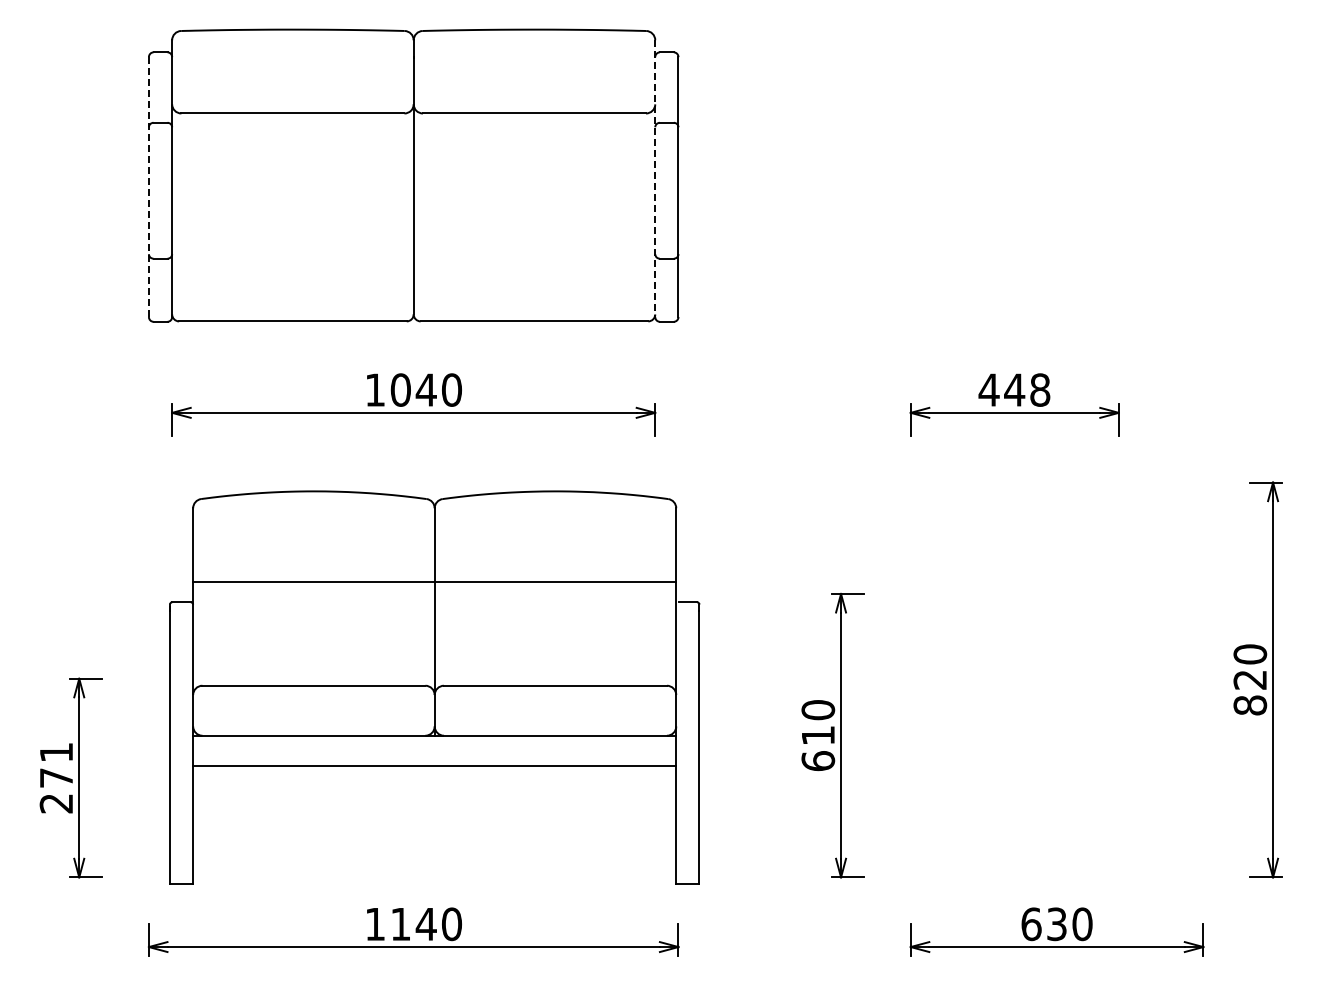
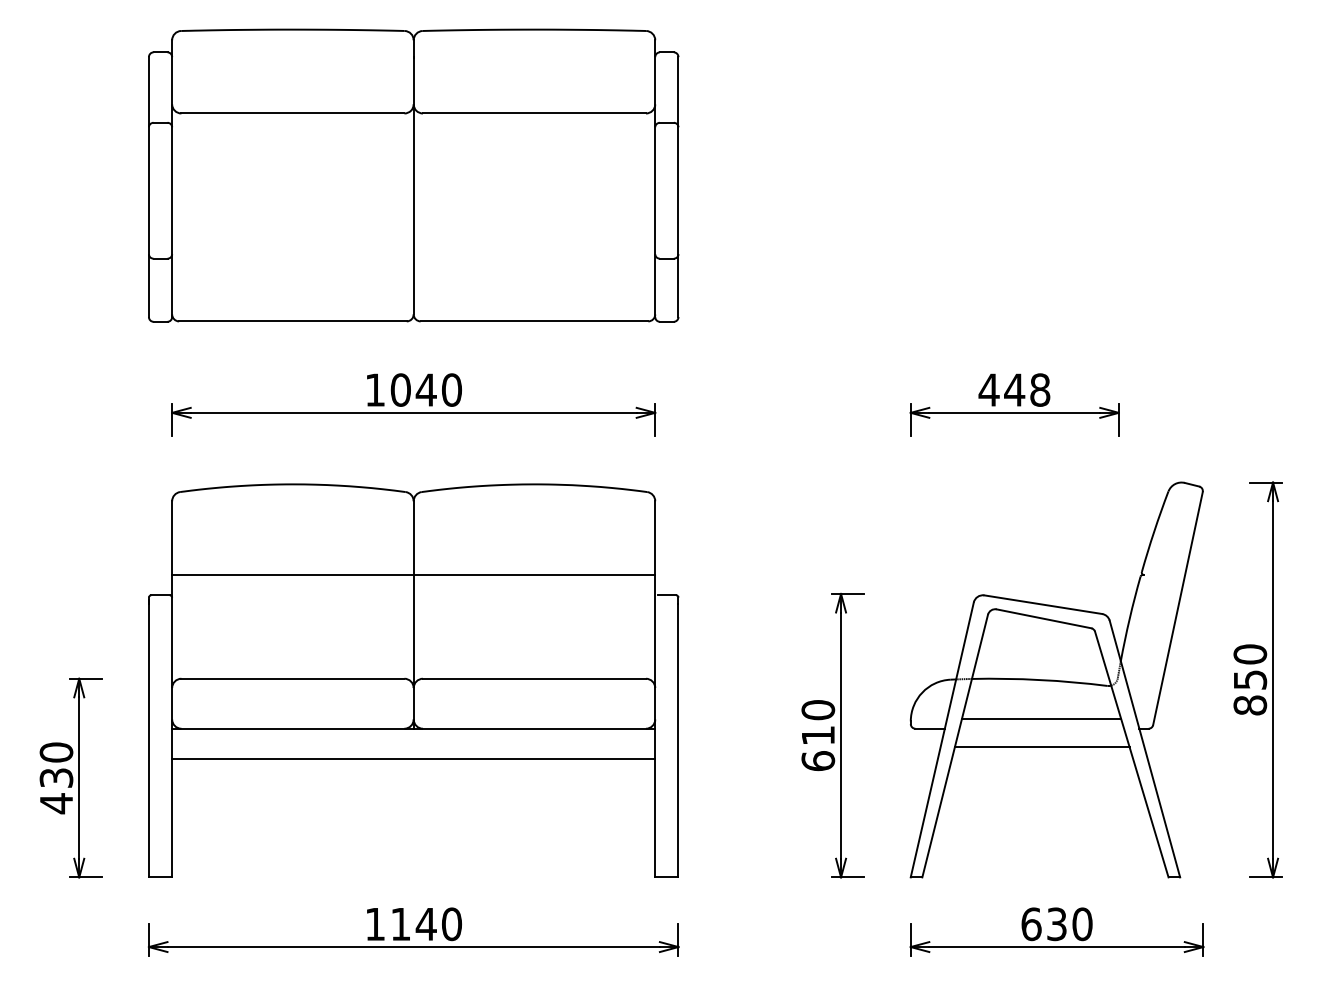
line: dashed -> solid (655, 179)
line: dashed -> solid (148, 187)
part: none -> present (1056, 679)
text: 820 -> 850 (1250, 679)
part position: (434, 687) -> (413, 680) (413, 680)
text: 271 -> 430 (56, 778)
